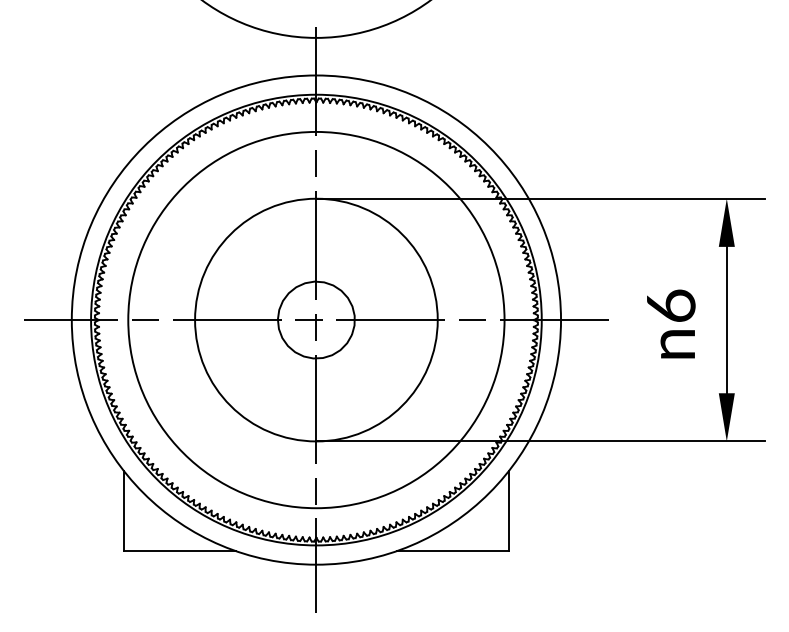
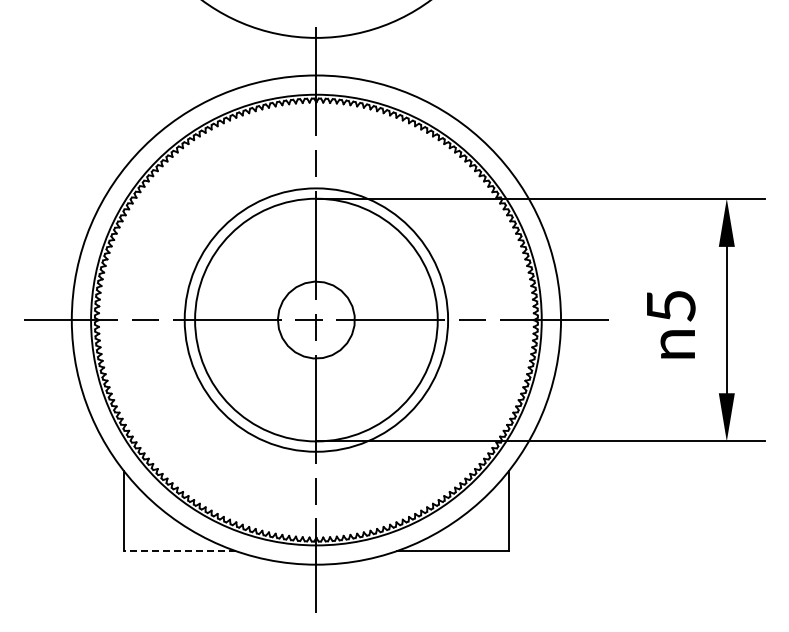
text: 6 -> 5 (671, 305)
circle diameter: 376 px -> 263 px (316, 319)
line: solid -> dashed (179, 551)
